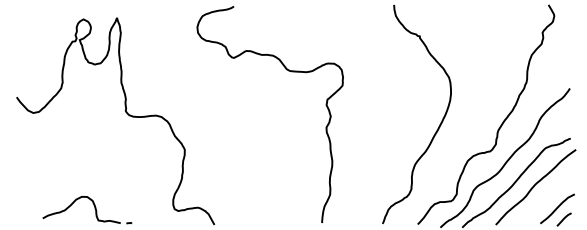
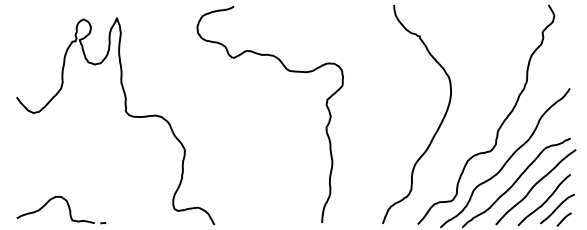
curve: none -> present (544, 201)
part position: (94, 208) -> (68, 208) (68, 208)
